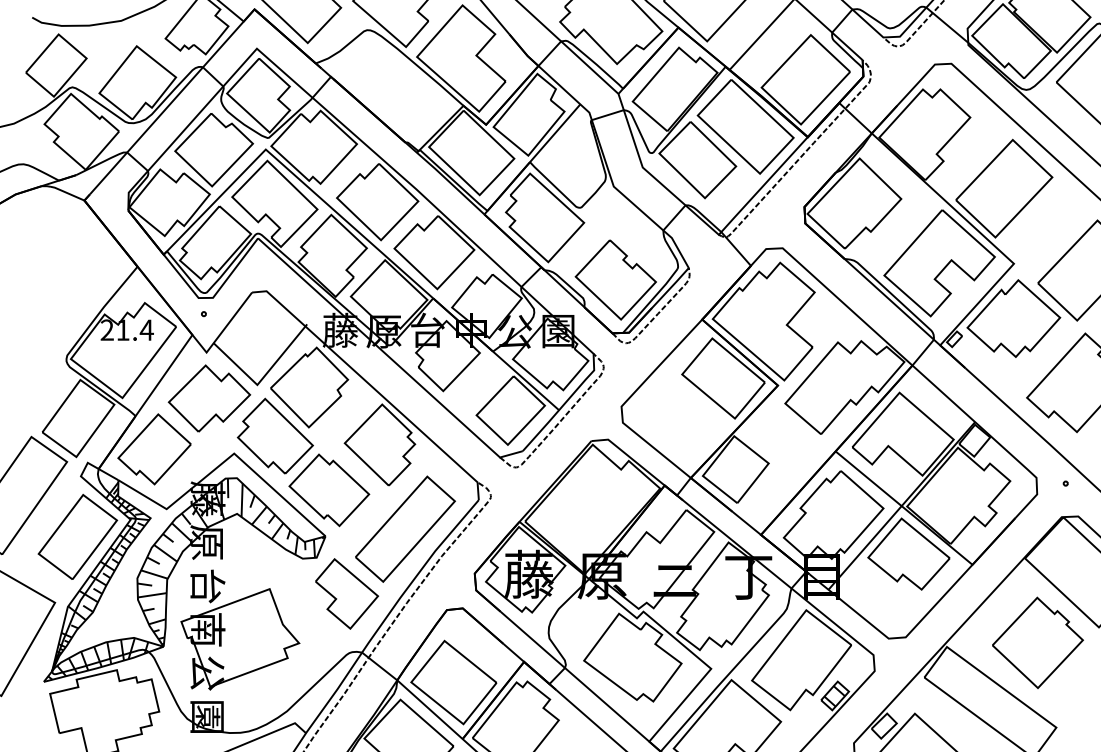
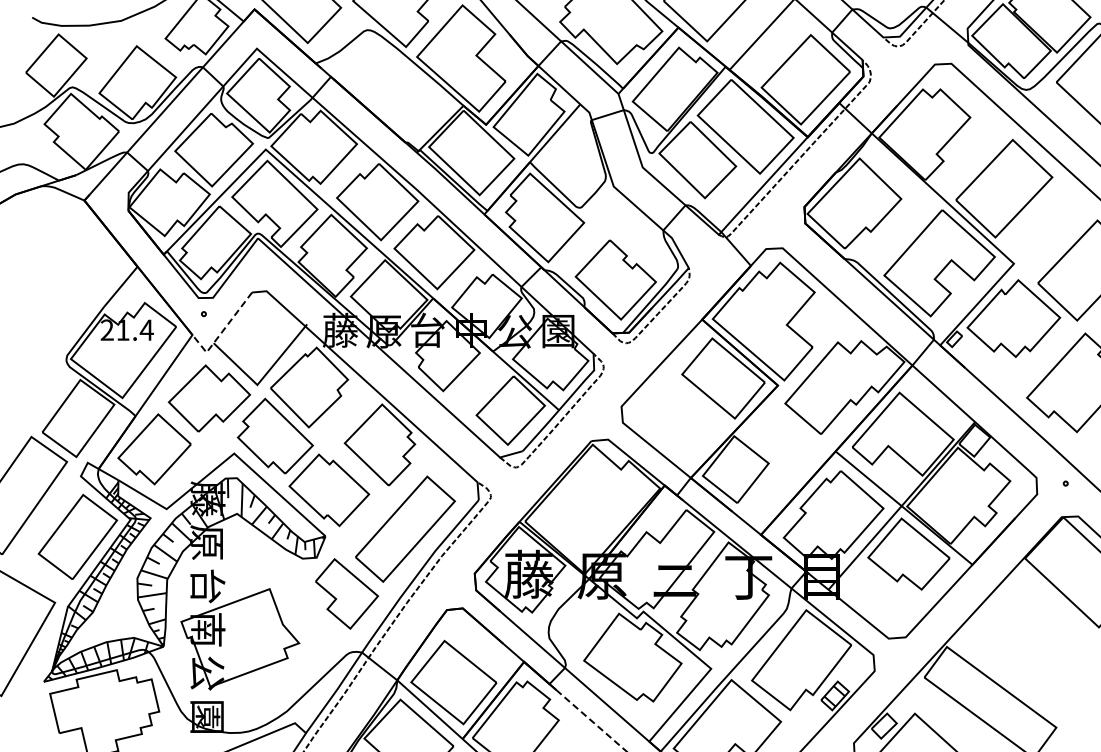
line: solid -> dashed (221, 332)
part: present -> none (1037, 642)
line: solid -> dashed (591, 720)
